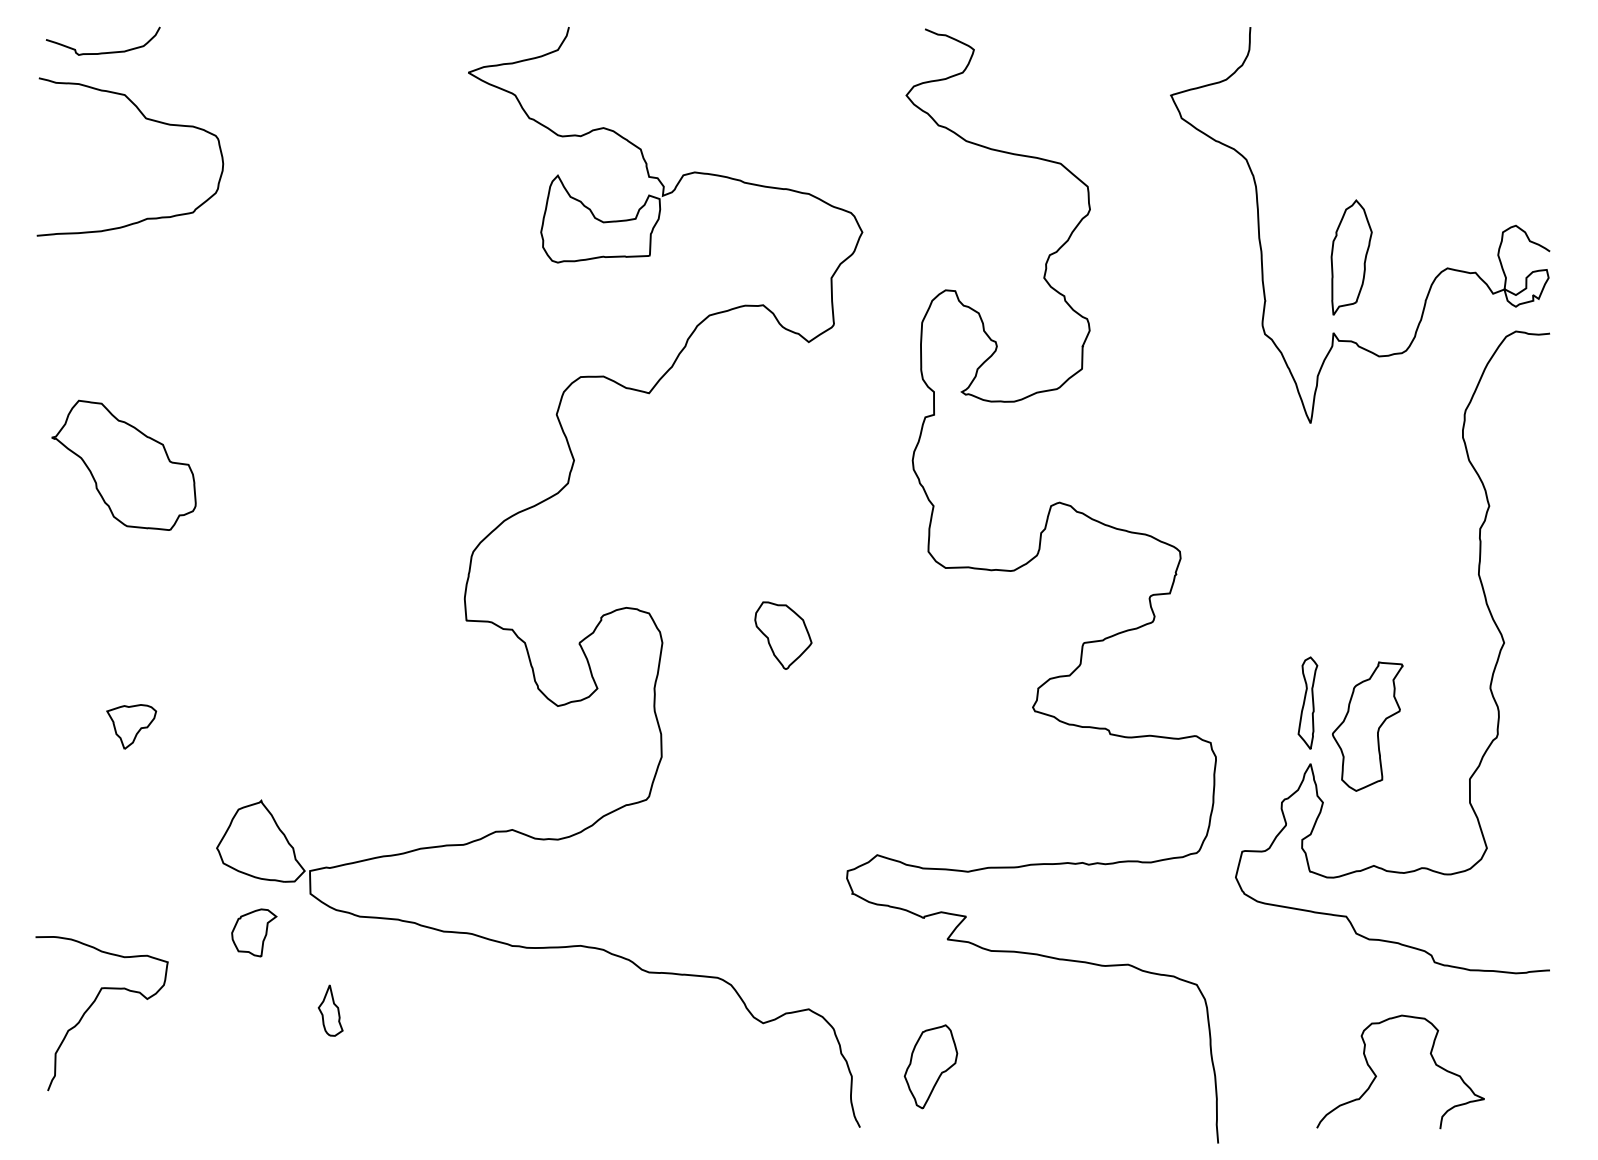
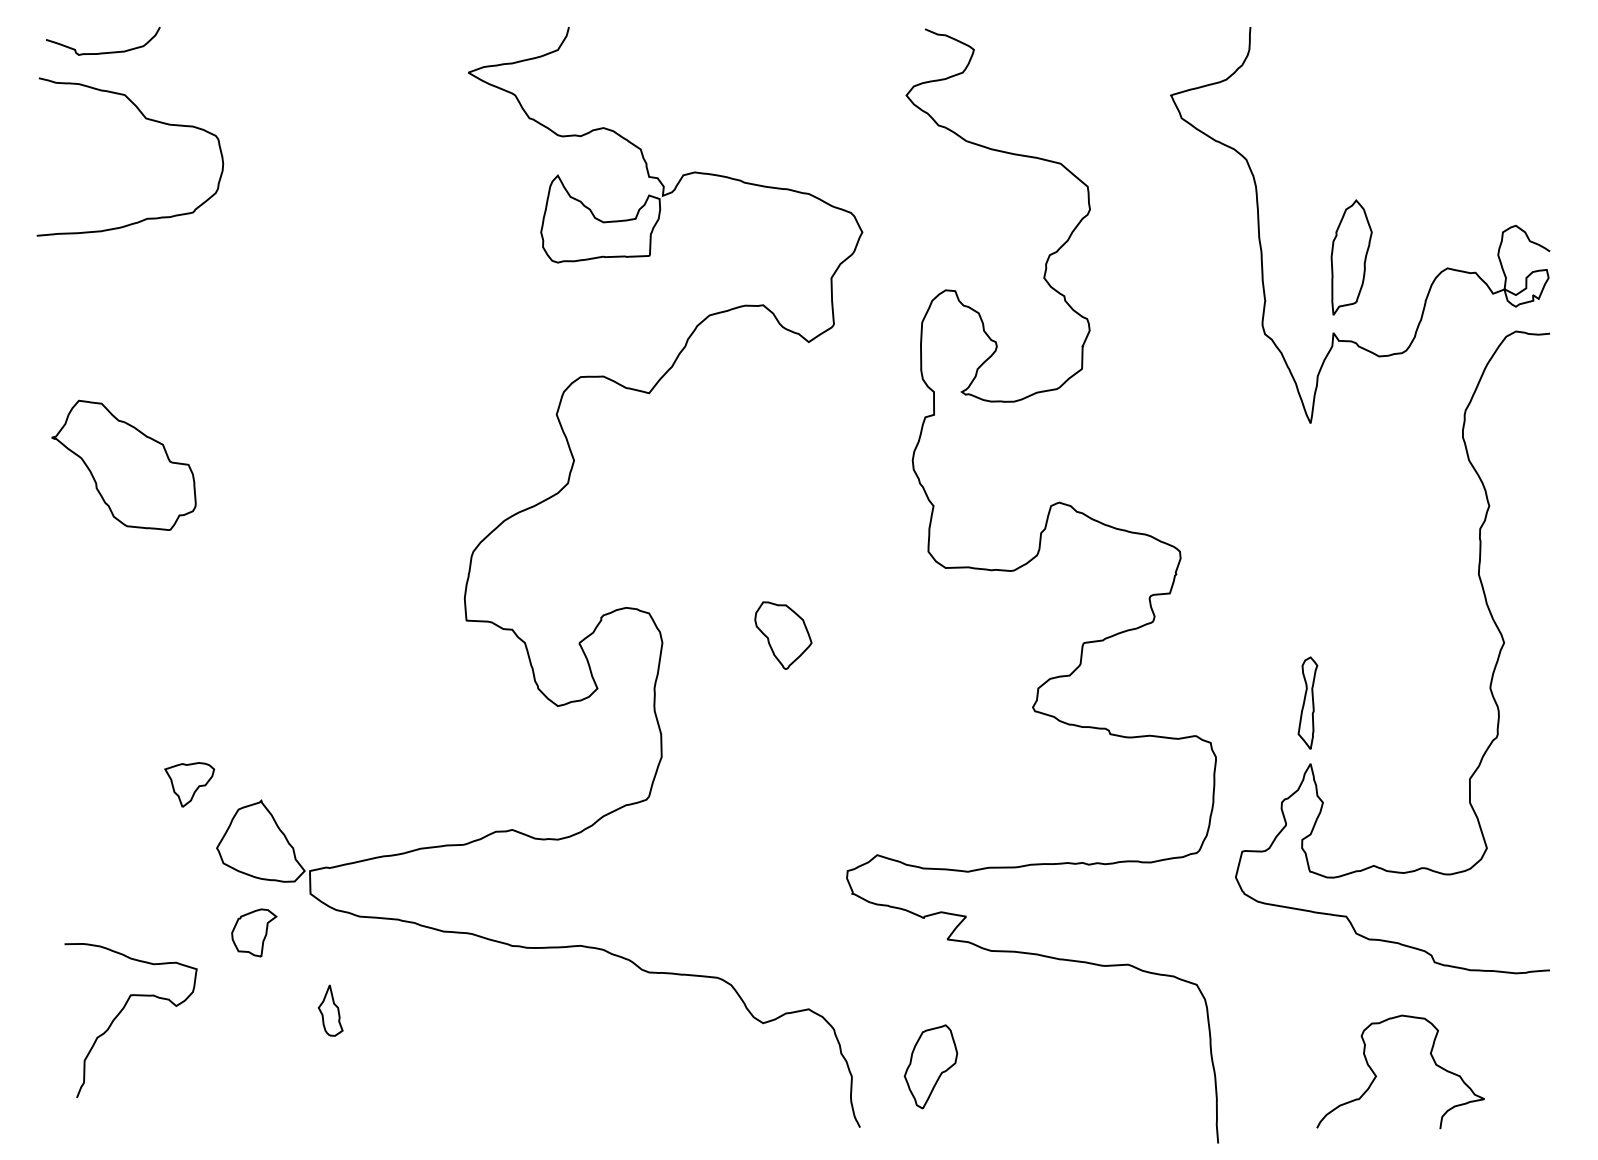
part position: (131, 726) -> (189, 784) (189, 784)
part: present -> none (1367, 726)
curve position: (93, 1004) -> (122, 1011) (122, 1011)
